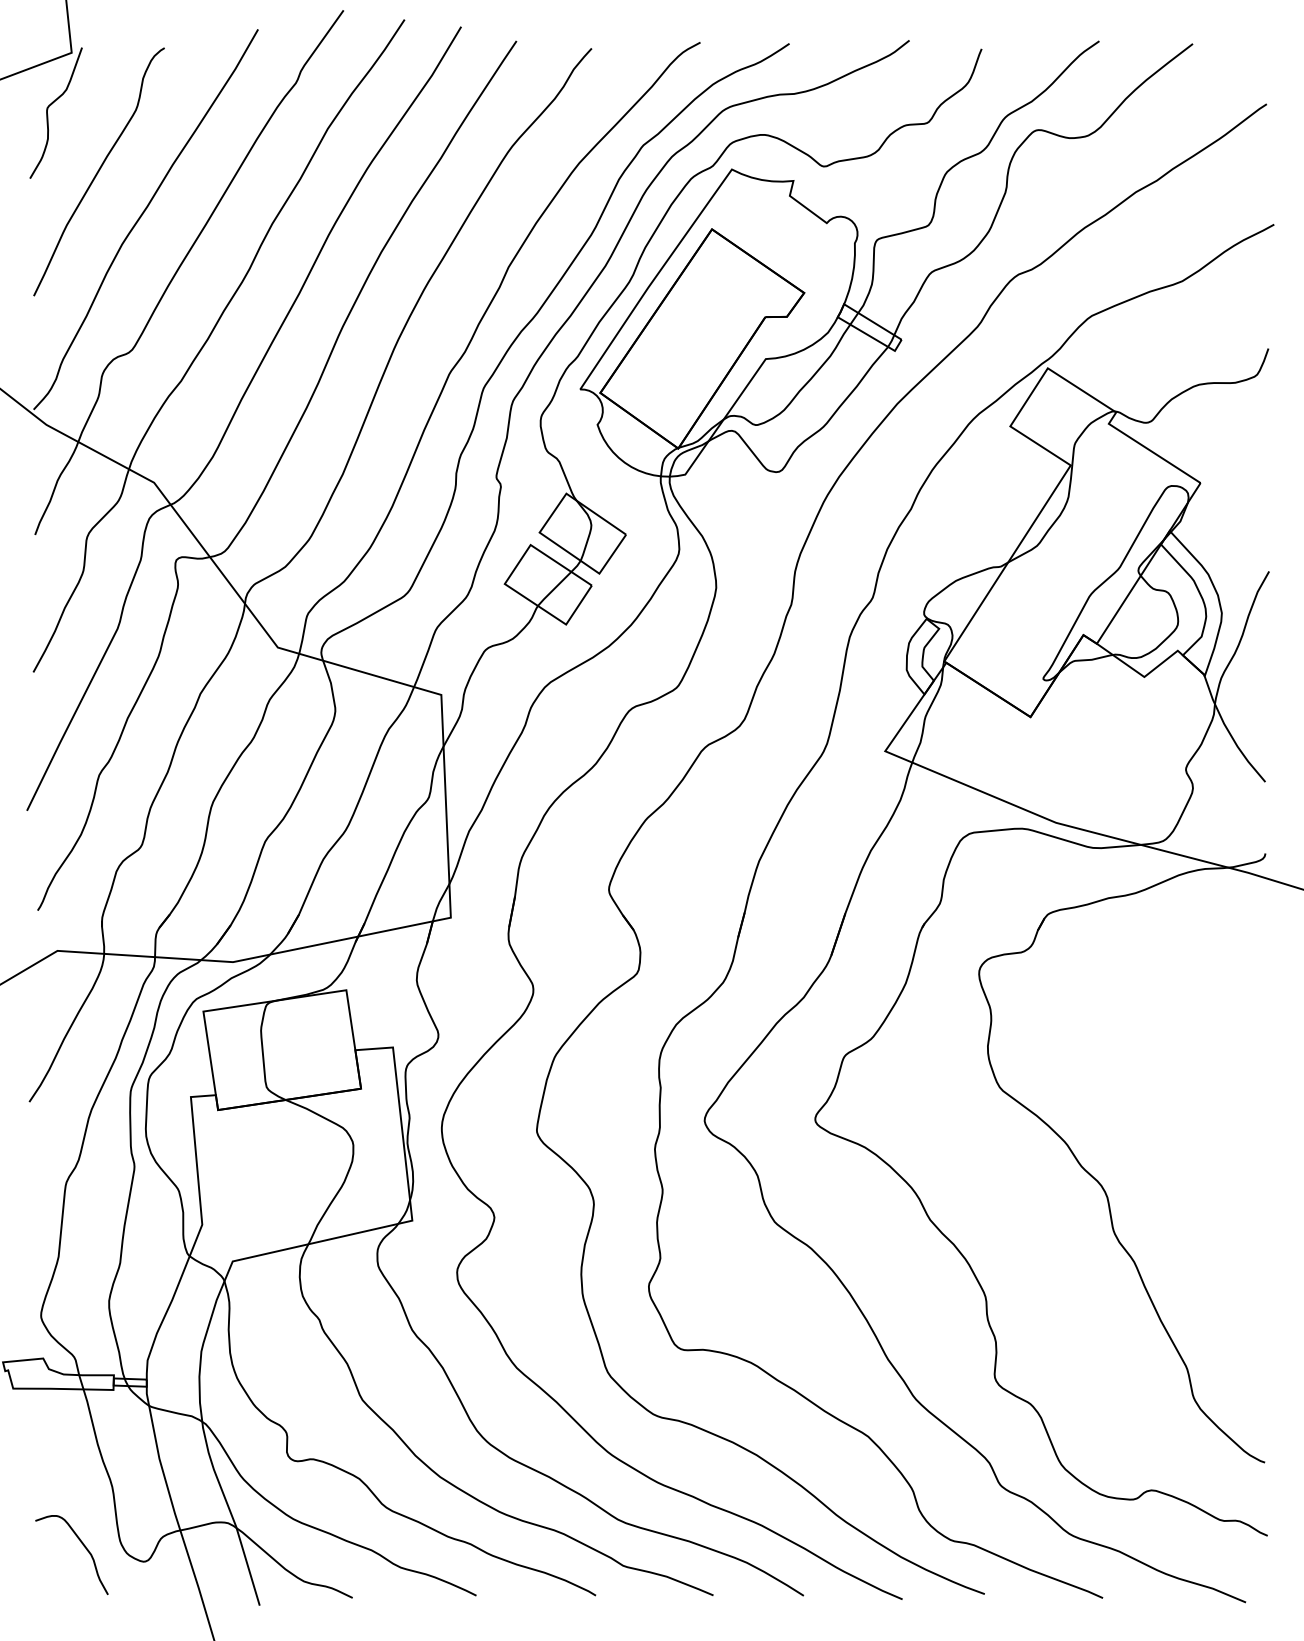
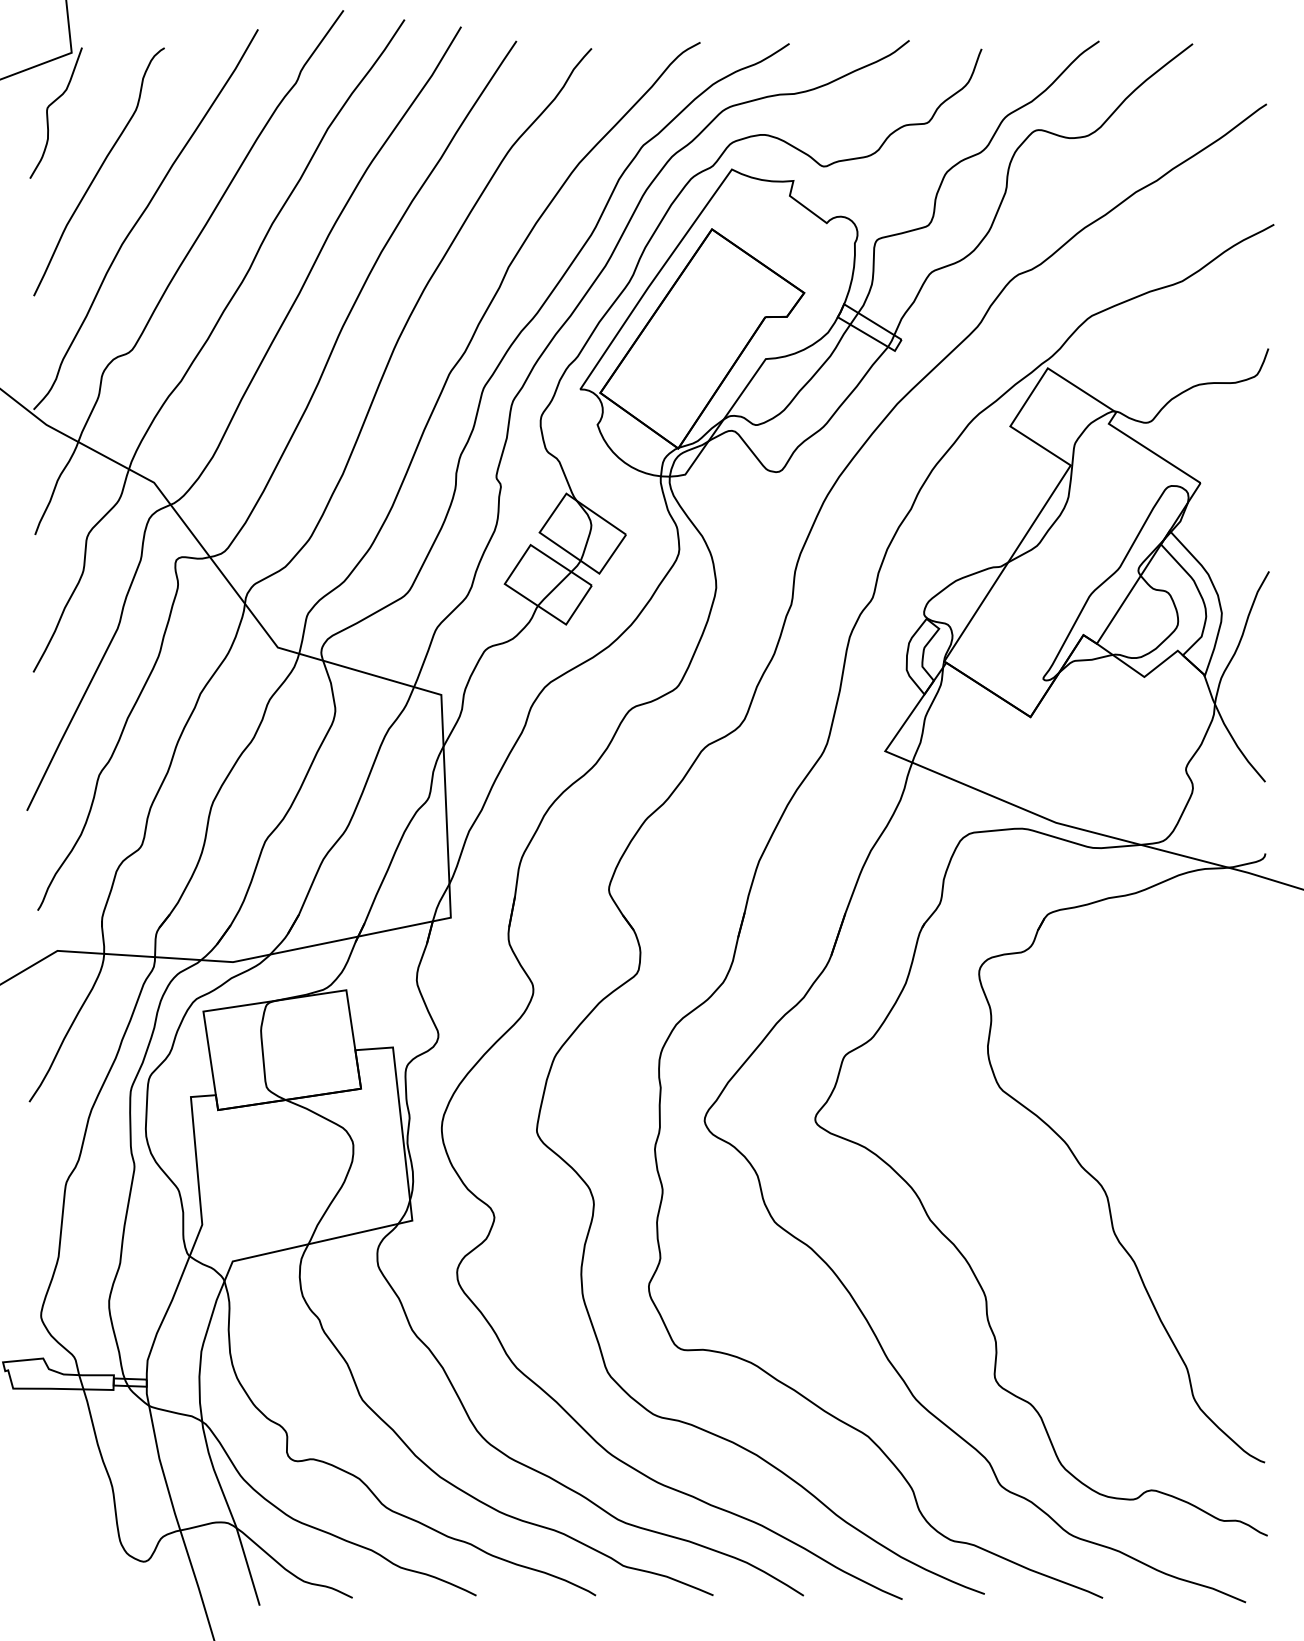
curve: present -> none (83, 1546)
